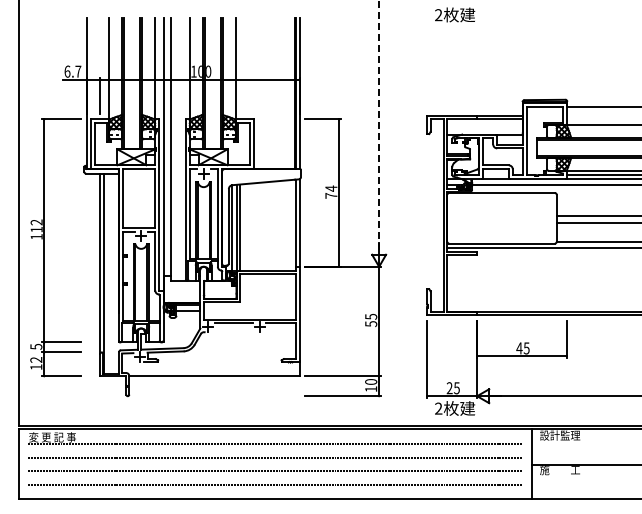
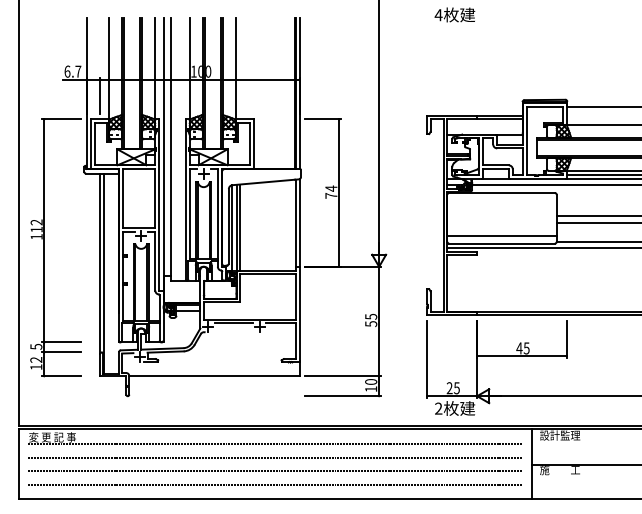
text: 2 -> 4 (438, 15)
line: dashed -> solid (379, 126)
line: none -> present (501, 235)
